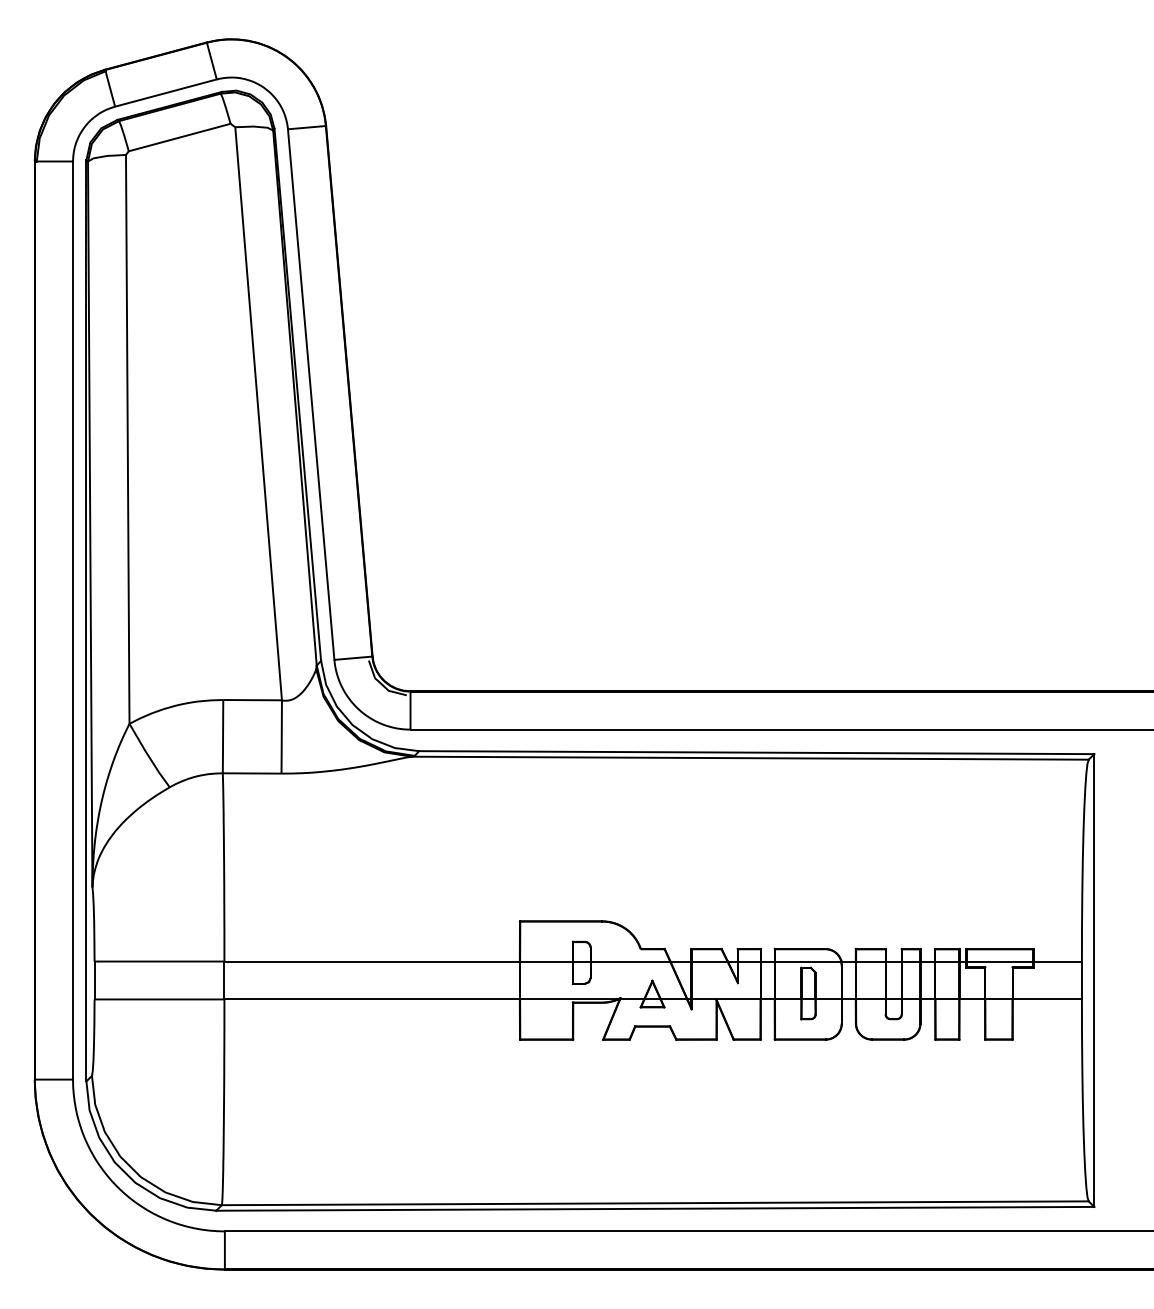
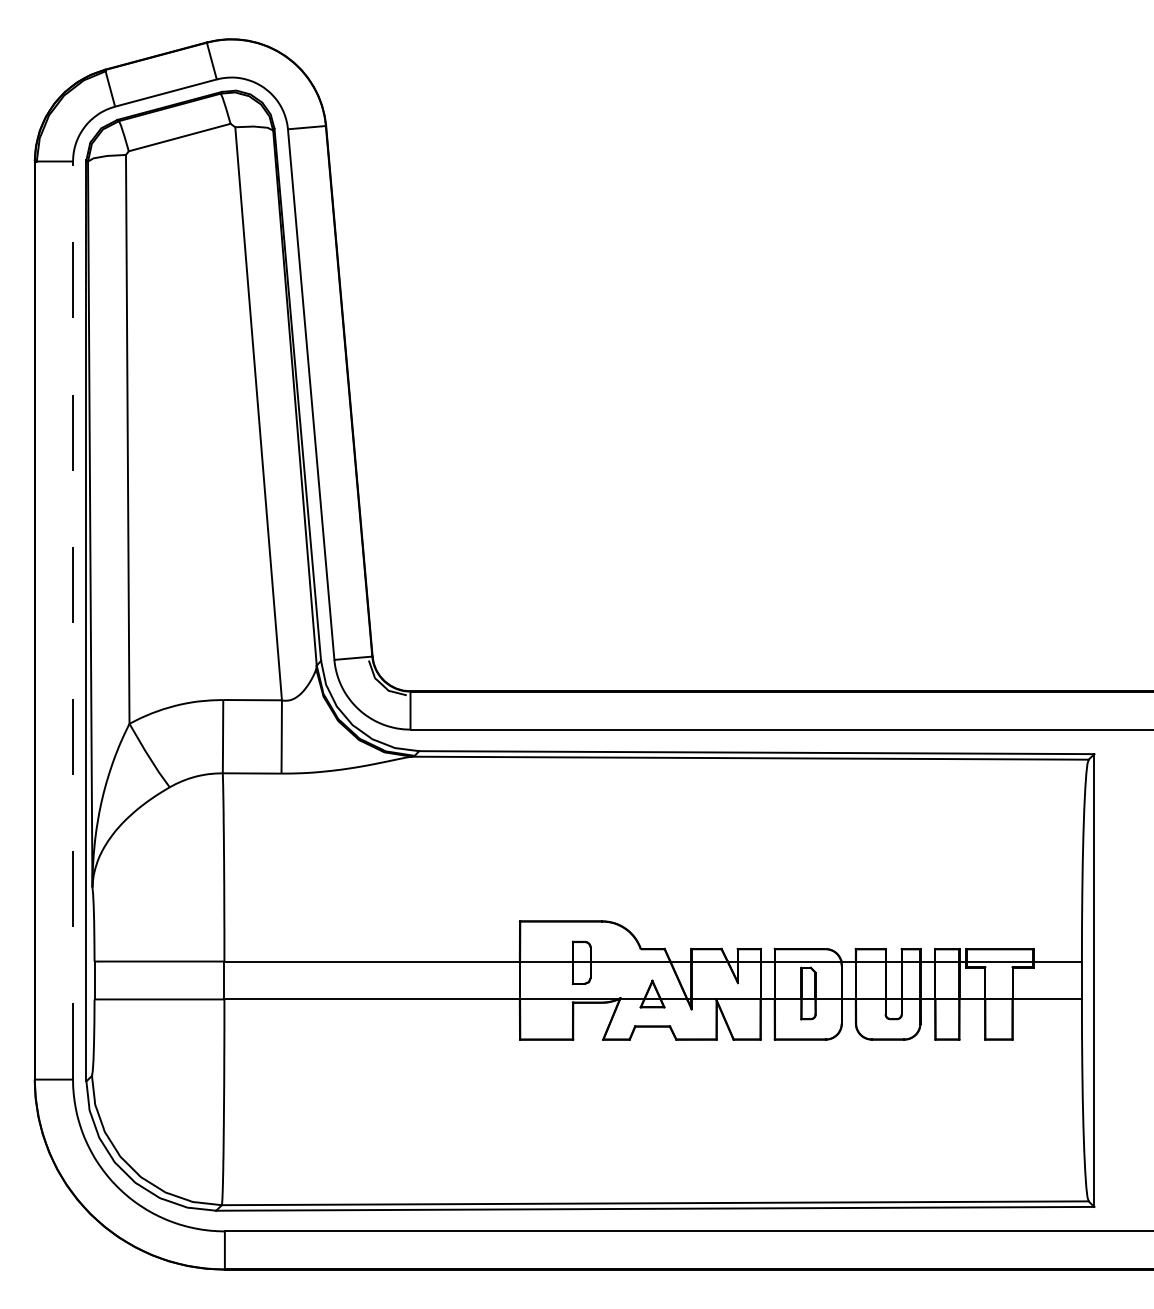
line: solid -> dashed (73, 620)
